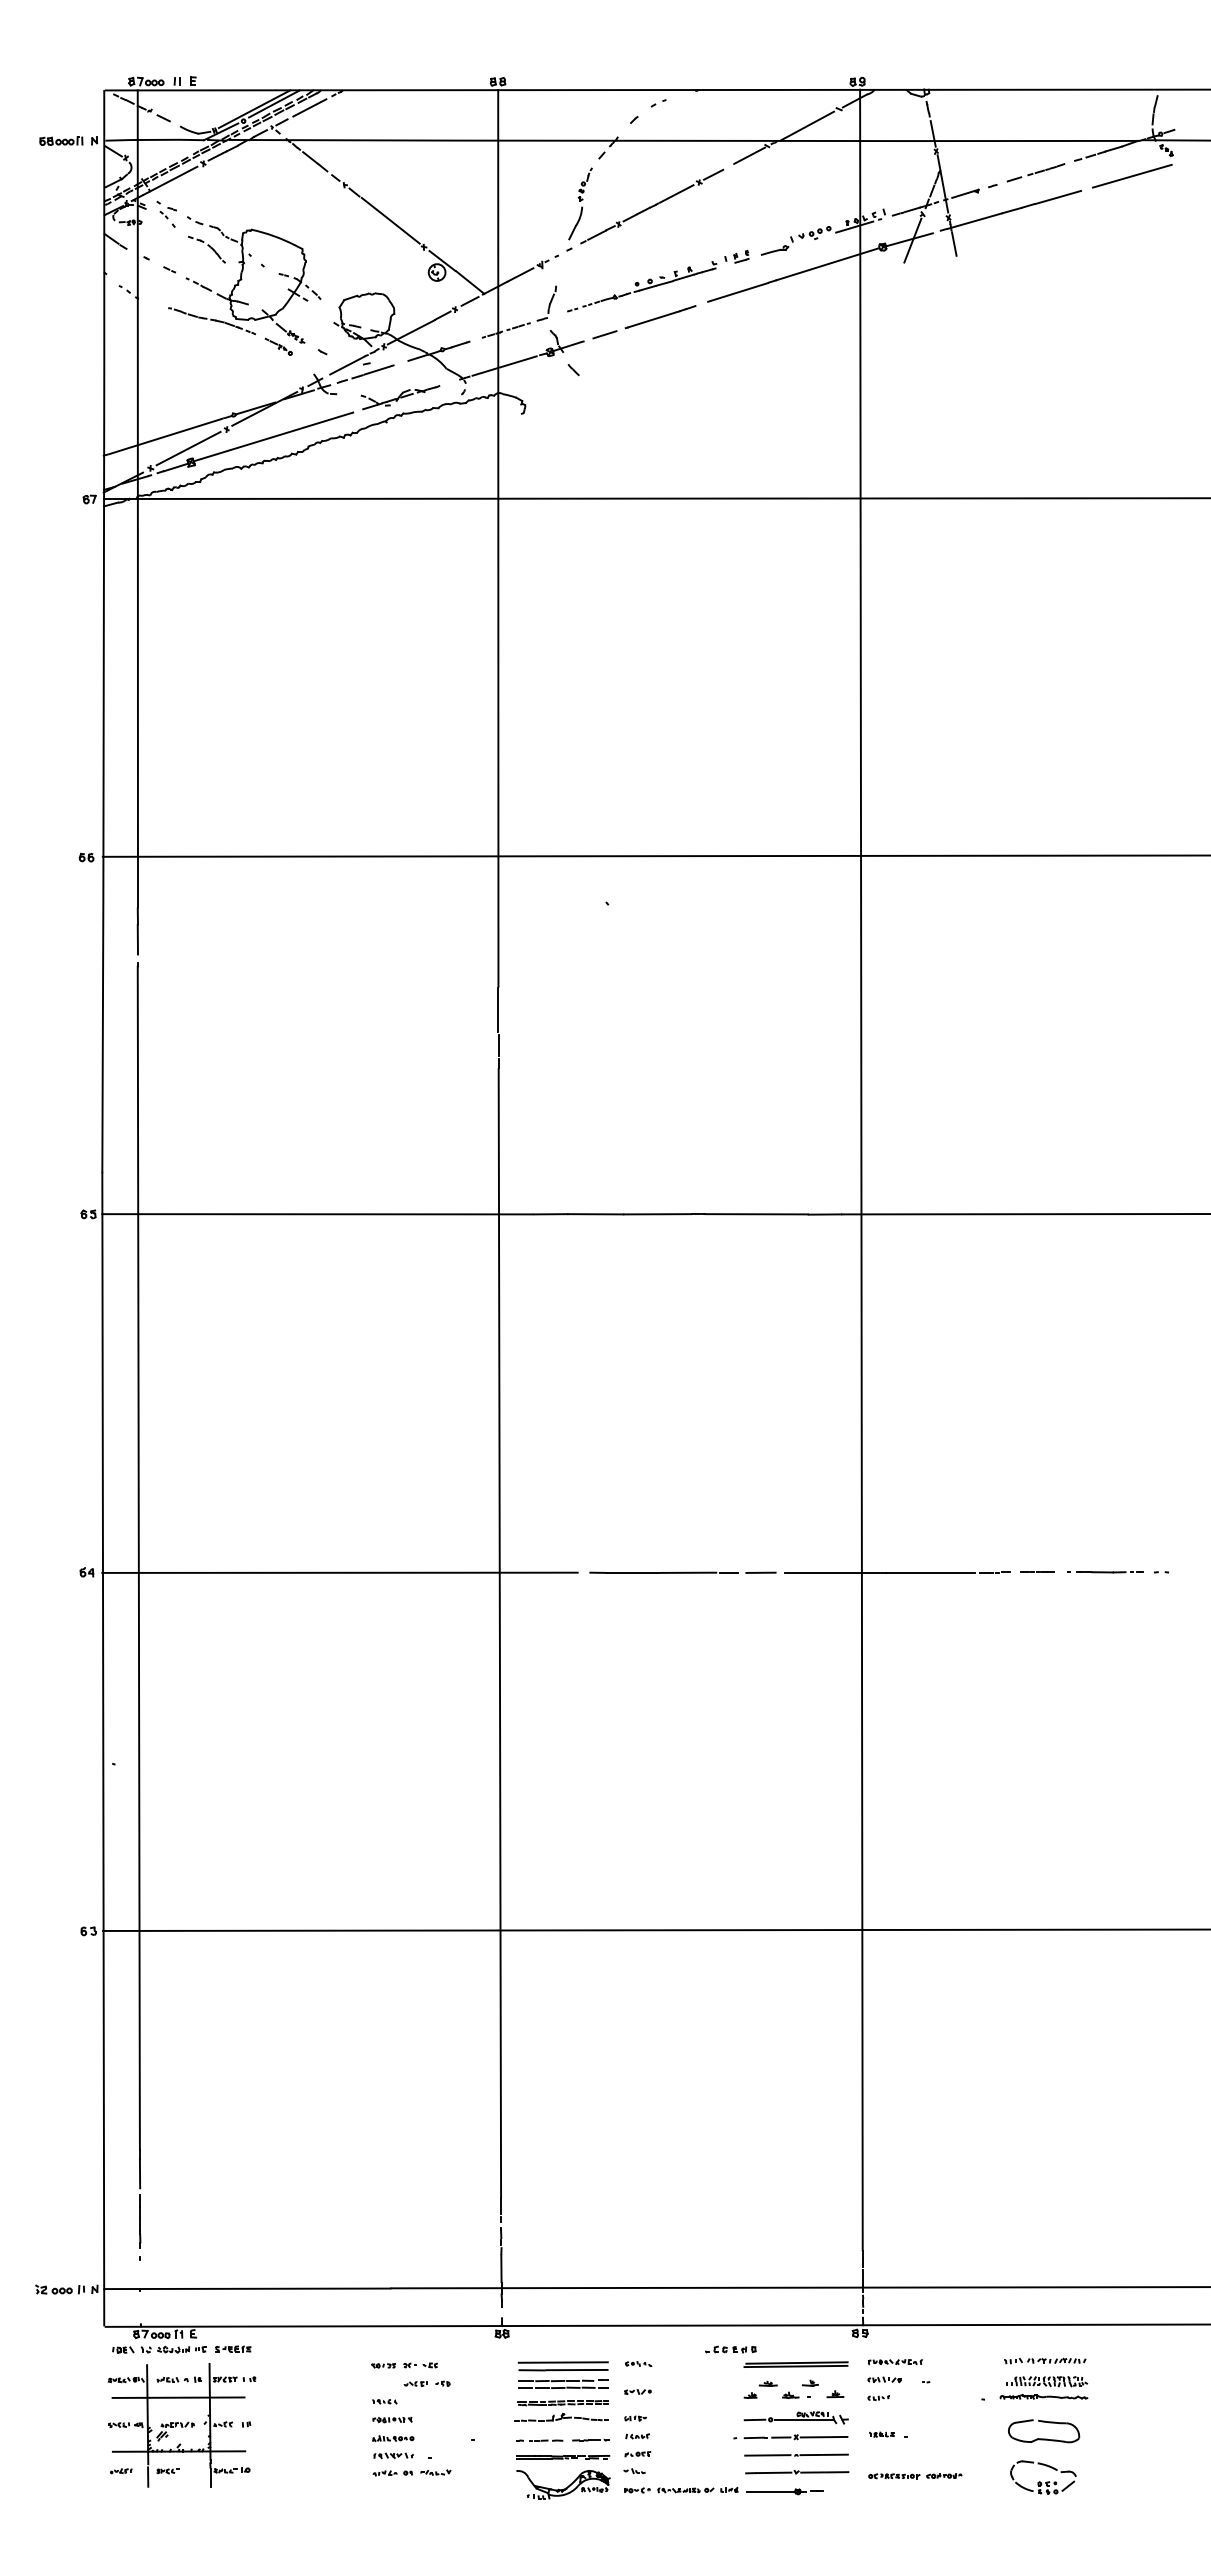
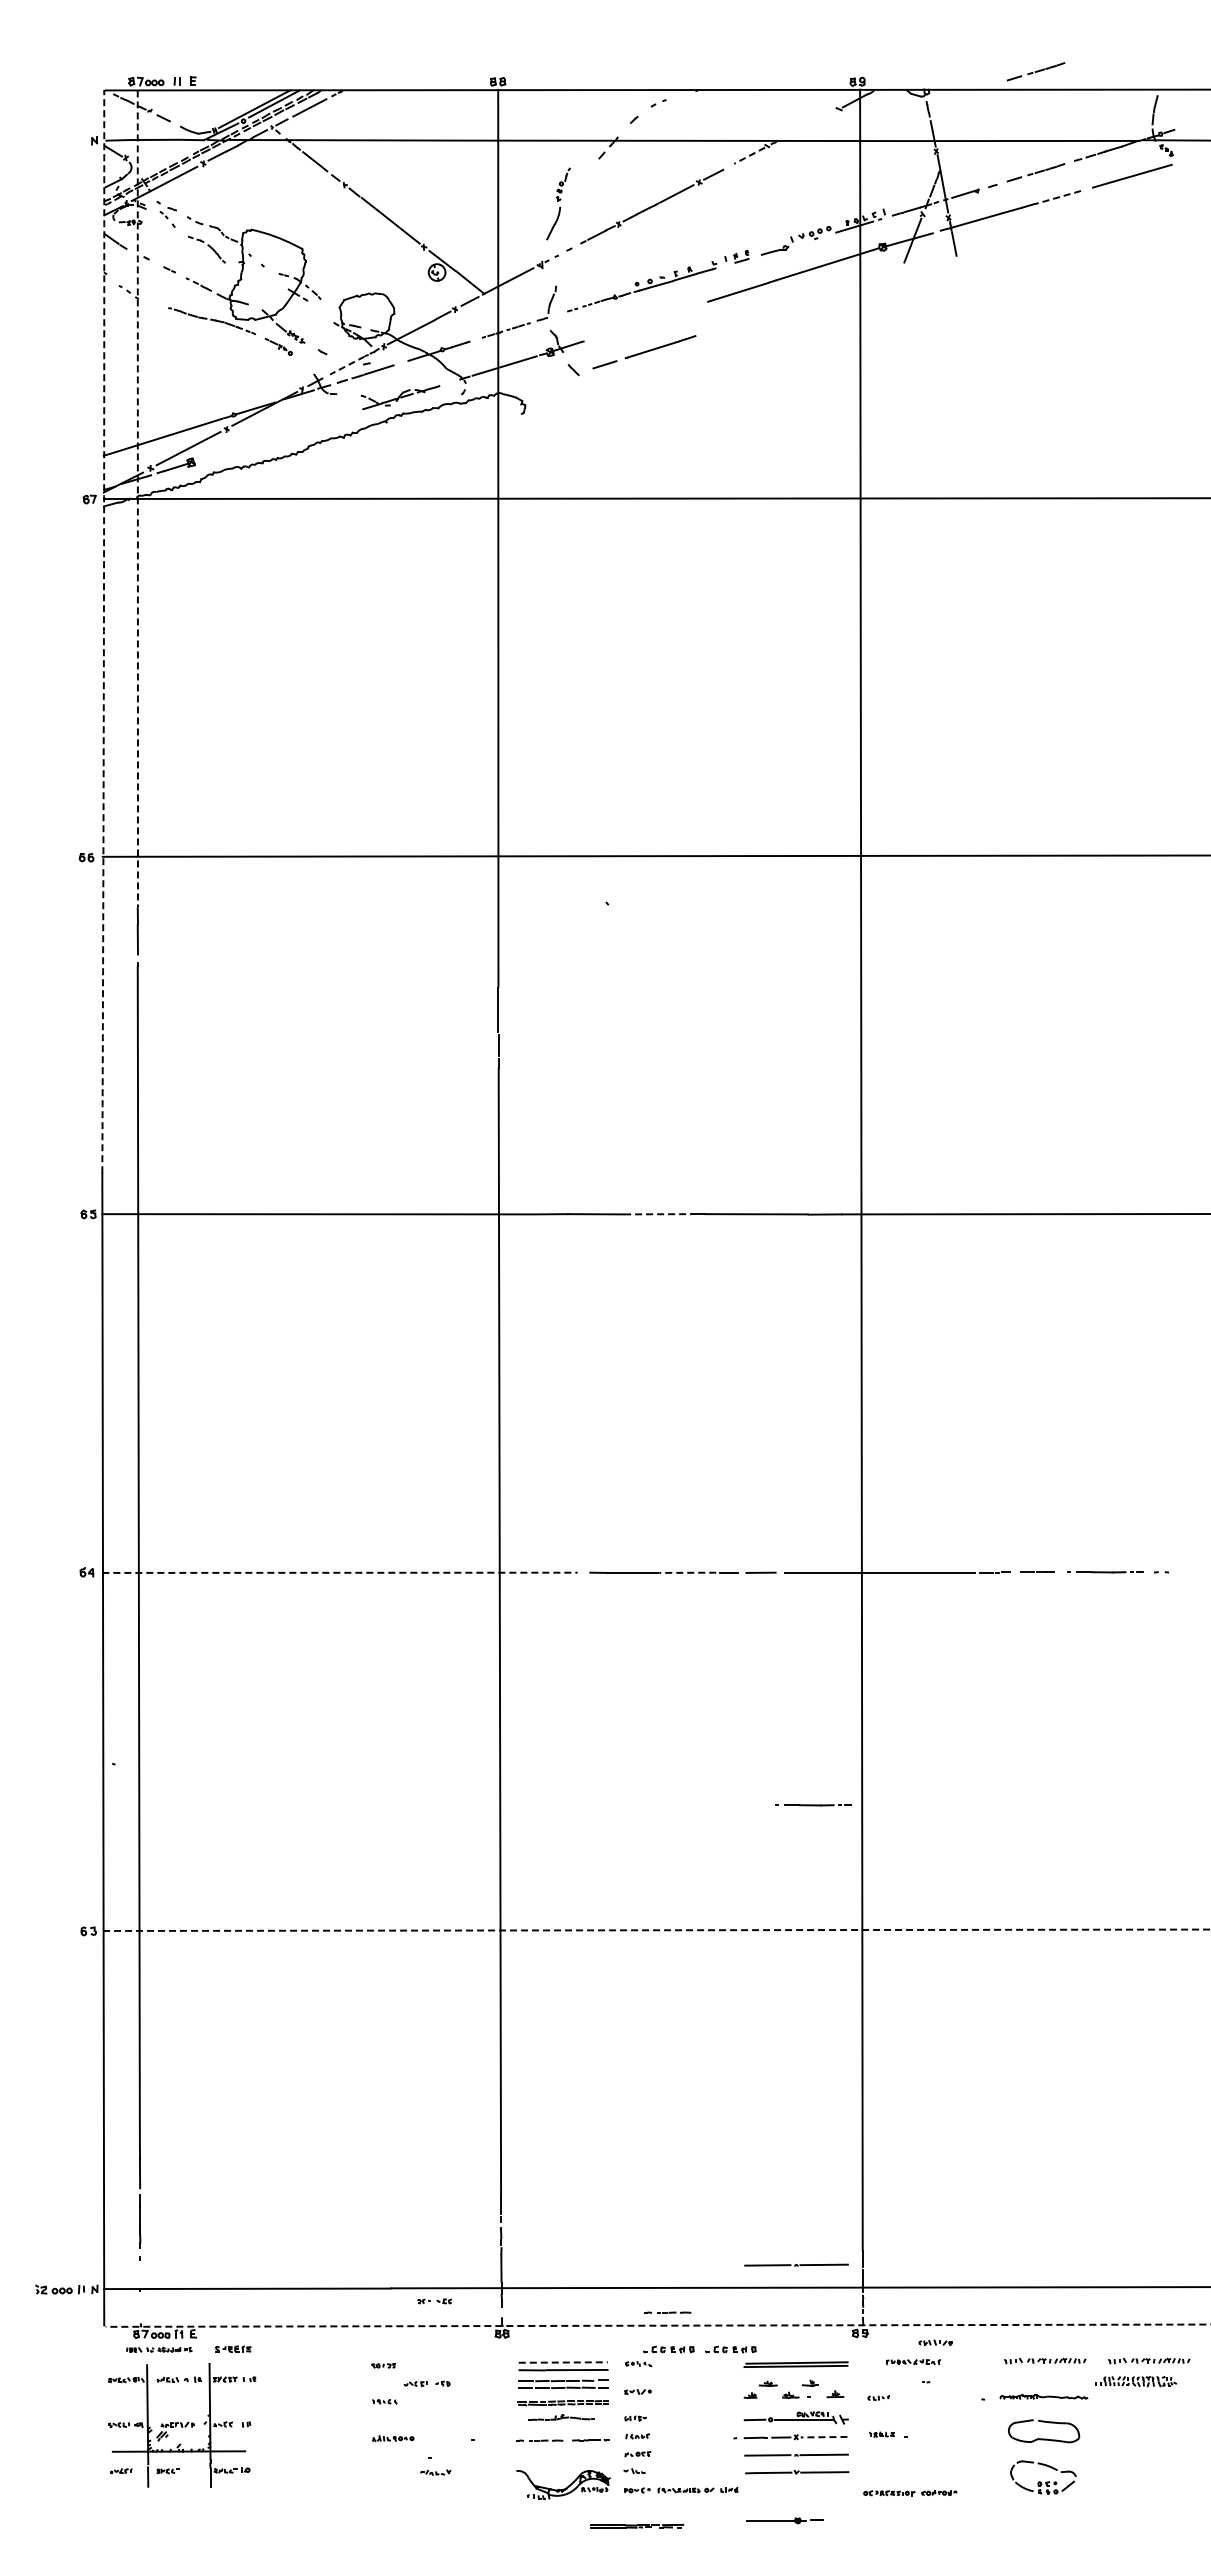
line: none -> present (1035, 71)
line: present -> none (807, 125)
part: present -> none (61, 140)
line: solid -> dashed (749, 156)
line: solid -> dashed (1058, 197)
part position: (580, 203) -> (558, 203) (558, 203)
line position: (644, 322) -> (644, 352) (644, 352)
line: solid -> dashed (346, 365)
line: present -> none (273, 436)
line: solid -> dashed (137, 499)
arc: solid -> dashed (103, 631)
line: solid -> dashed (657, 1214)
line: solid -> dashed (340, 1572)
line: solid -> dashed (687, 1572)
line: none -> present (813, 1805)
line: solid -> dashed (657, 1930)
line: none -> present (796, 2264)
line: none -> present (667, 2312)
line: solid -> dashed (657, 2325)
part size: 95x8 px -> 67x7 px (159, 2349)
part: none -> present (668, 2349)
part: none -> present (1149, 2360)
line: solid -> dashed (563, 2362)
part position: (894, 2362) -> (912, 2362) (912, 2362)
part position: (420, 2365) -> (434, 2301) (434, 2301)
part position: (884, 2379) -> (935, 2342) (935, 2342)
part position: (1046, 2381) -> (1135, 2381) (1135, 2381)
line: present -> none (178, 2397)
part size: 95x9 px -> 67x7 px (561, 2417)
part: present -> none (392, 2419)
line: solid -> dashed (823, 2437)
part: present -> none (393, 2455)
line position: (563, 2457) -> (637, 2526) (637, 2526)
part: present -> none (392, 2473)
part position: (915, 2476) -> (910, 2493) (910, 2493)
part position: (784, 2491) -> (784, 2520) (784, 2520)
